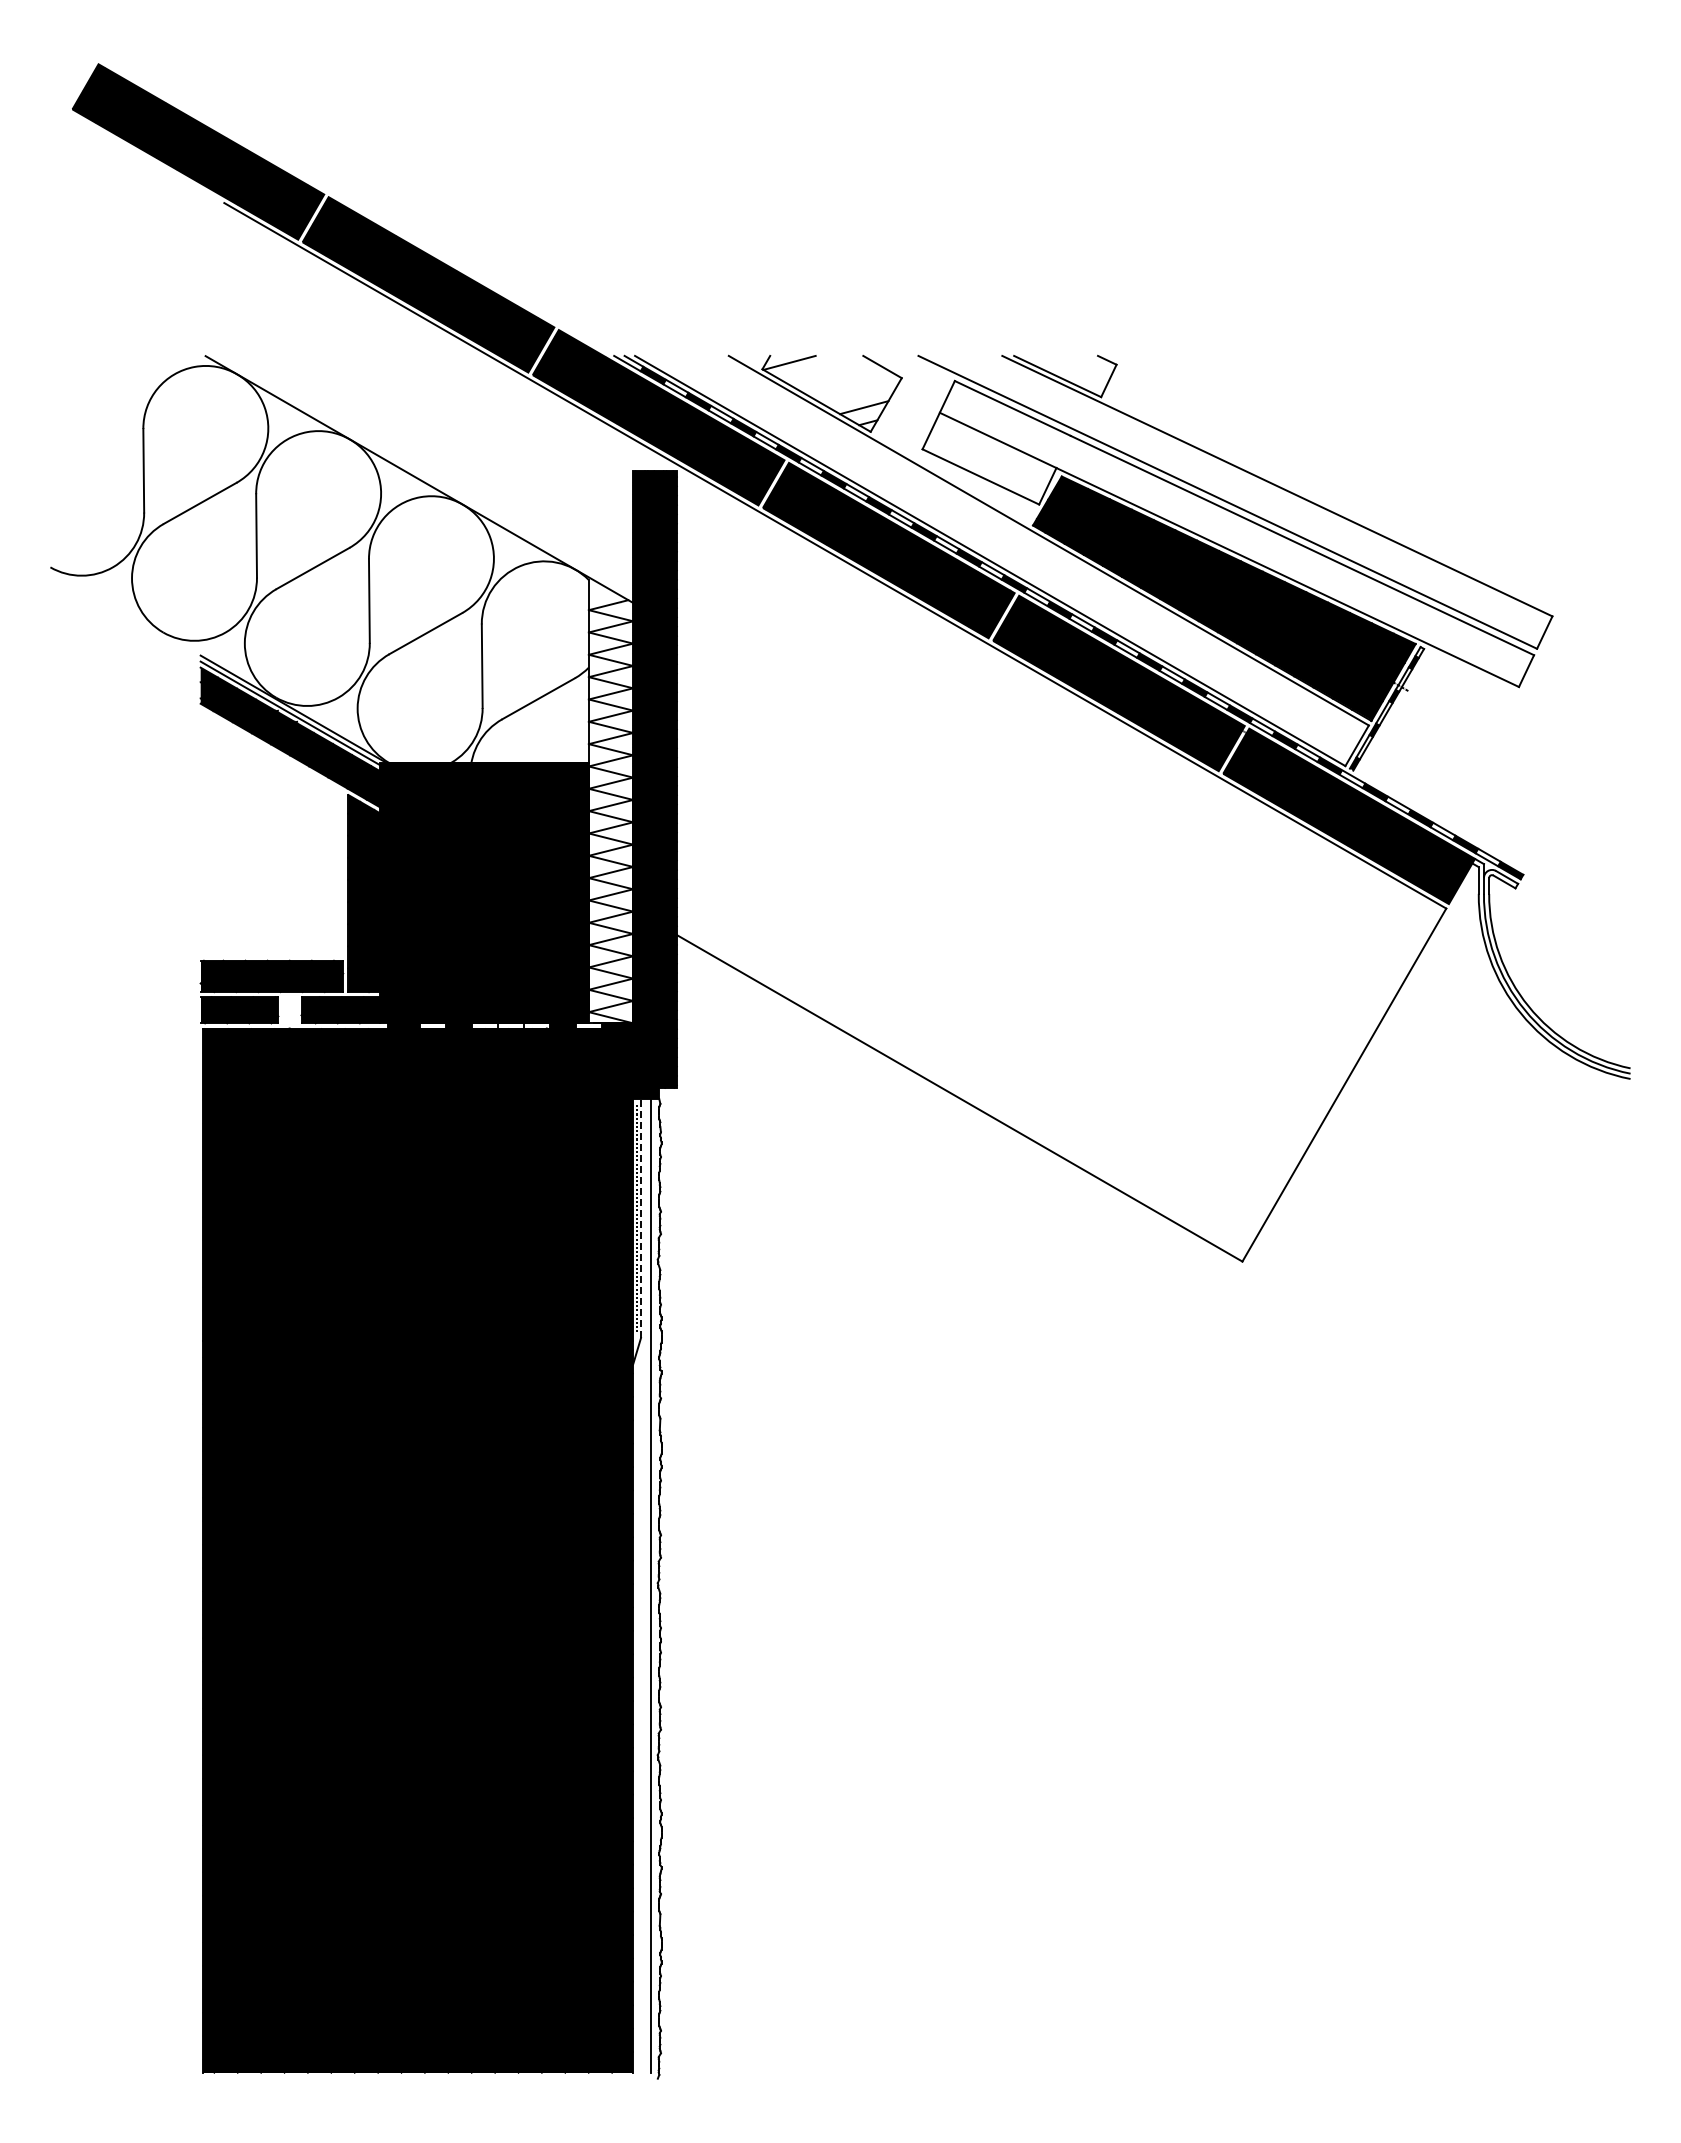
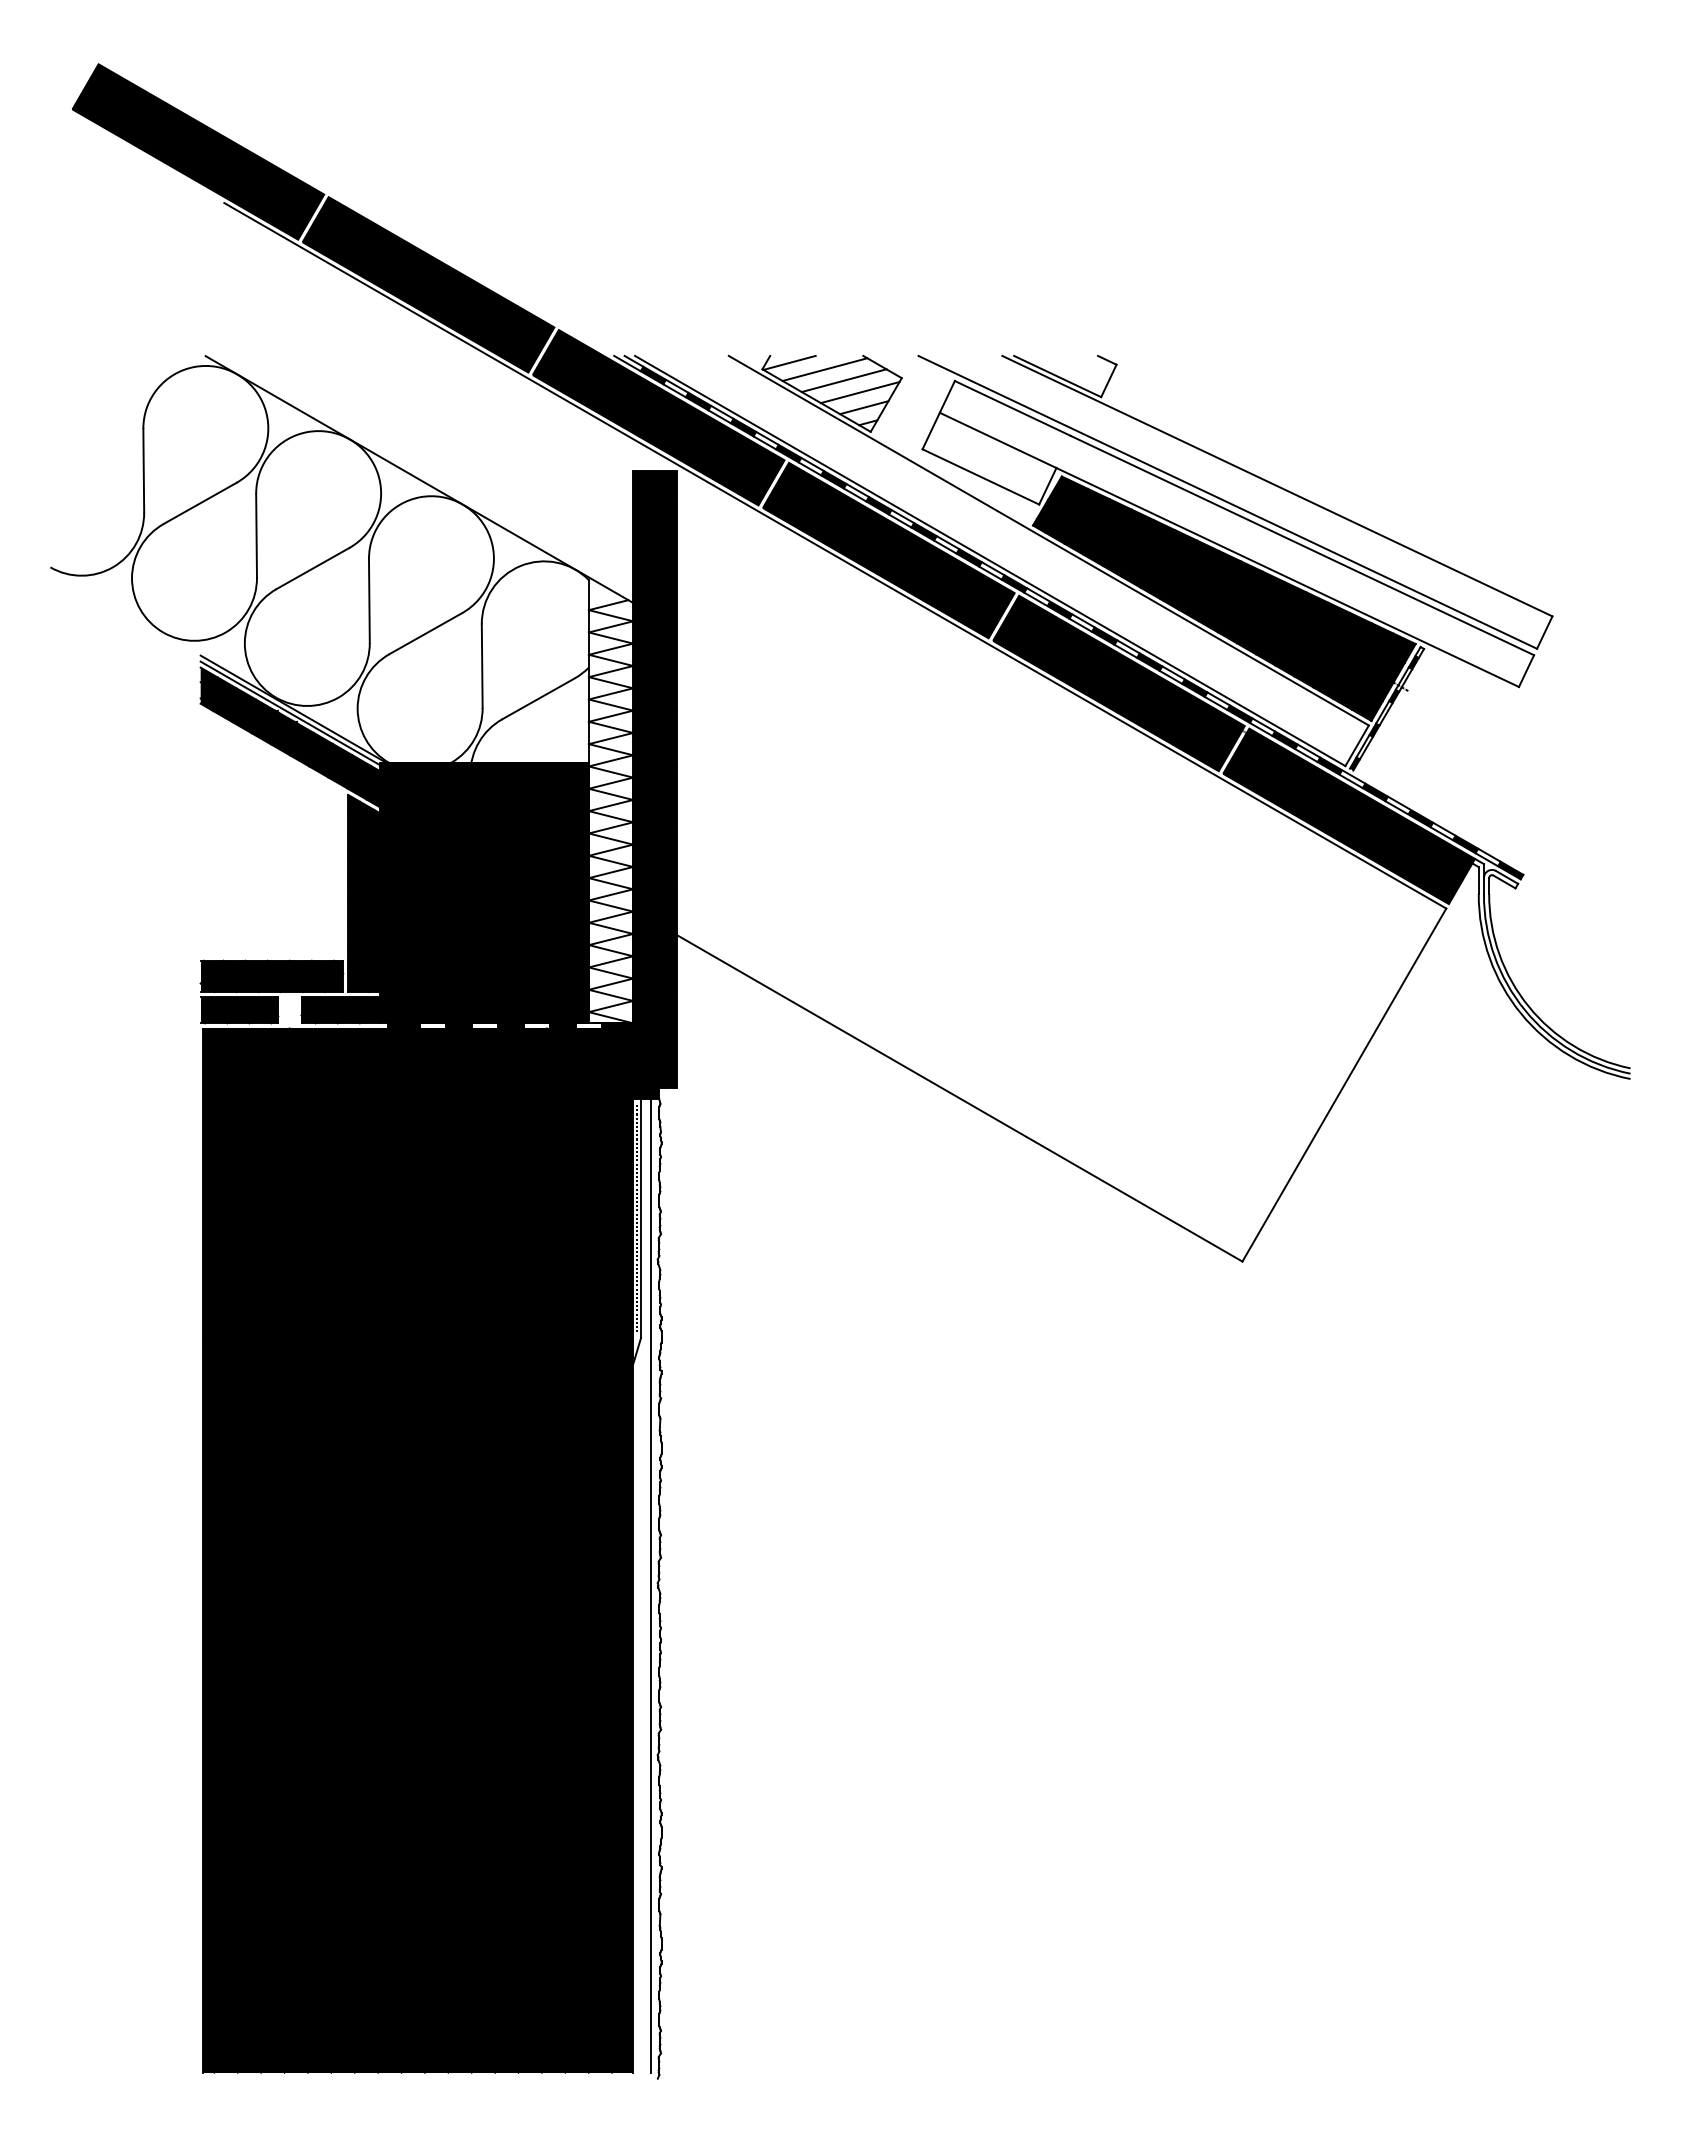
line: none -> present (824, 369)
line: none -> present (843, 380)
line: none -> present (859, 392)
fill: none -> present (510, 1025)
line: dashed -> solid (641, 1218)
